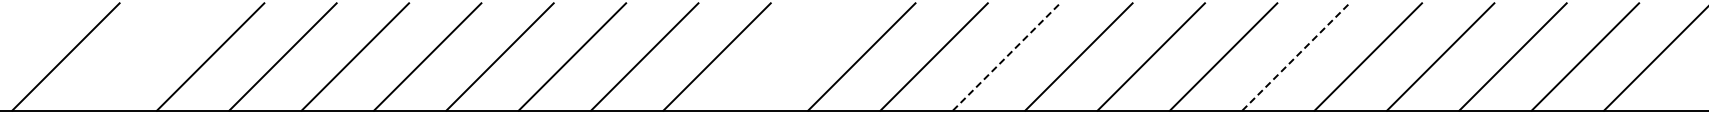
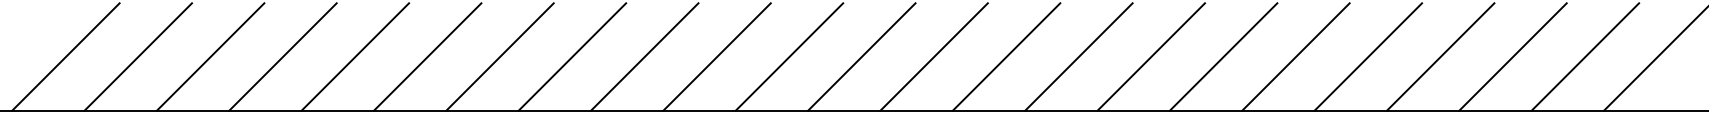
line: none -> present (138, 56)
line: none -> present (789, 56)
line: dashed -> solid (1006, 57)
line: dashed -> solid (1295, 57)
